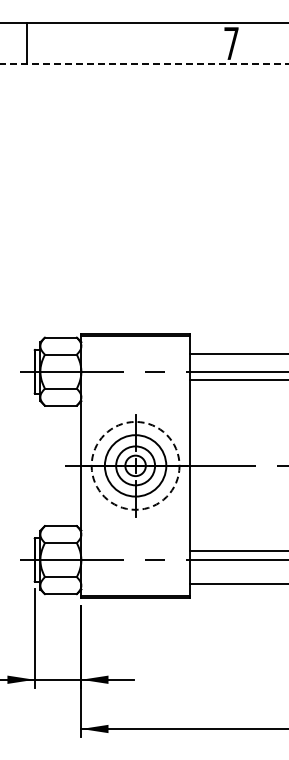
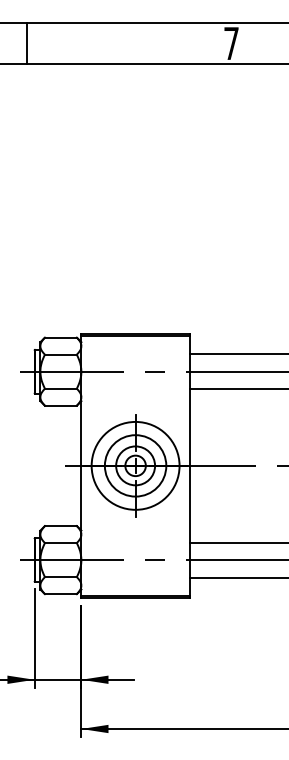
line: dashed -> solid (144, 63)
line position: (237, 380) -> (237, 389) (237, 389)
circle: dashed -> solid (135, 465)
line position: (237, 550) -> (237, 542) (237, 542)
line position: (237, 583) -> (237, 577) (237, 577)
